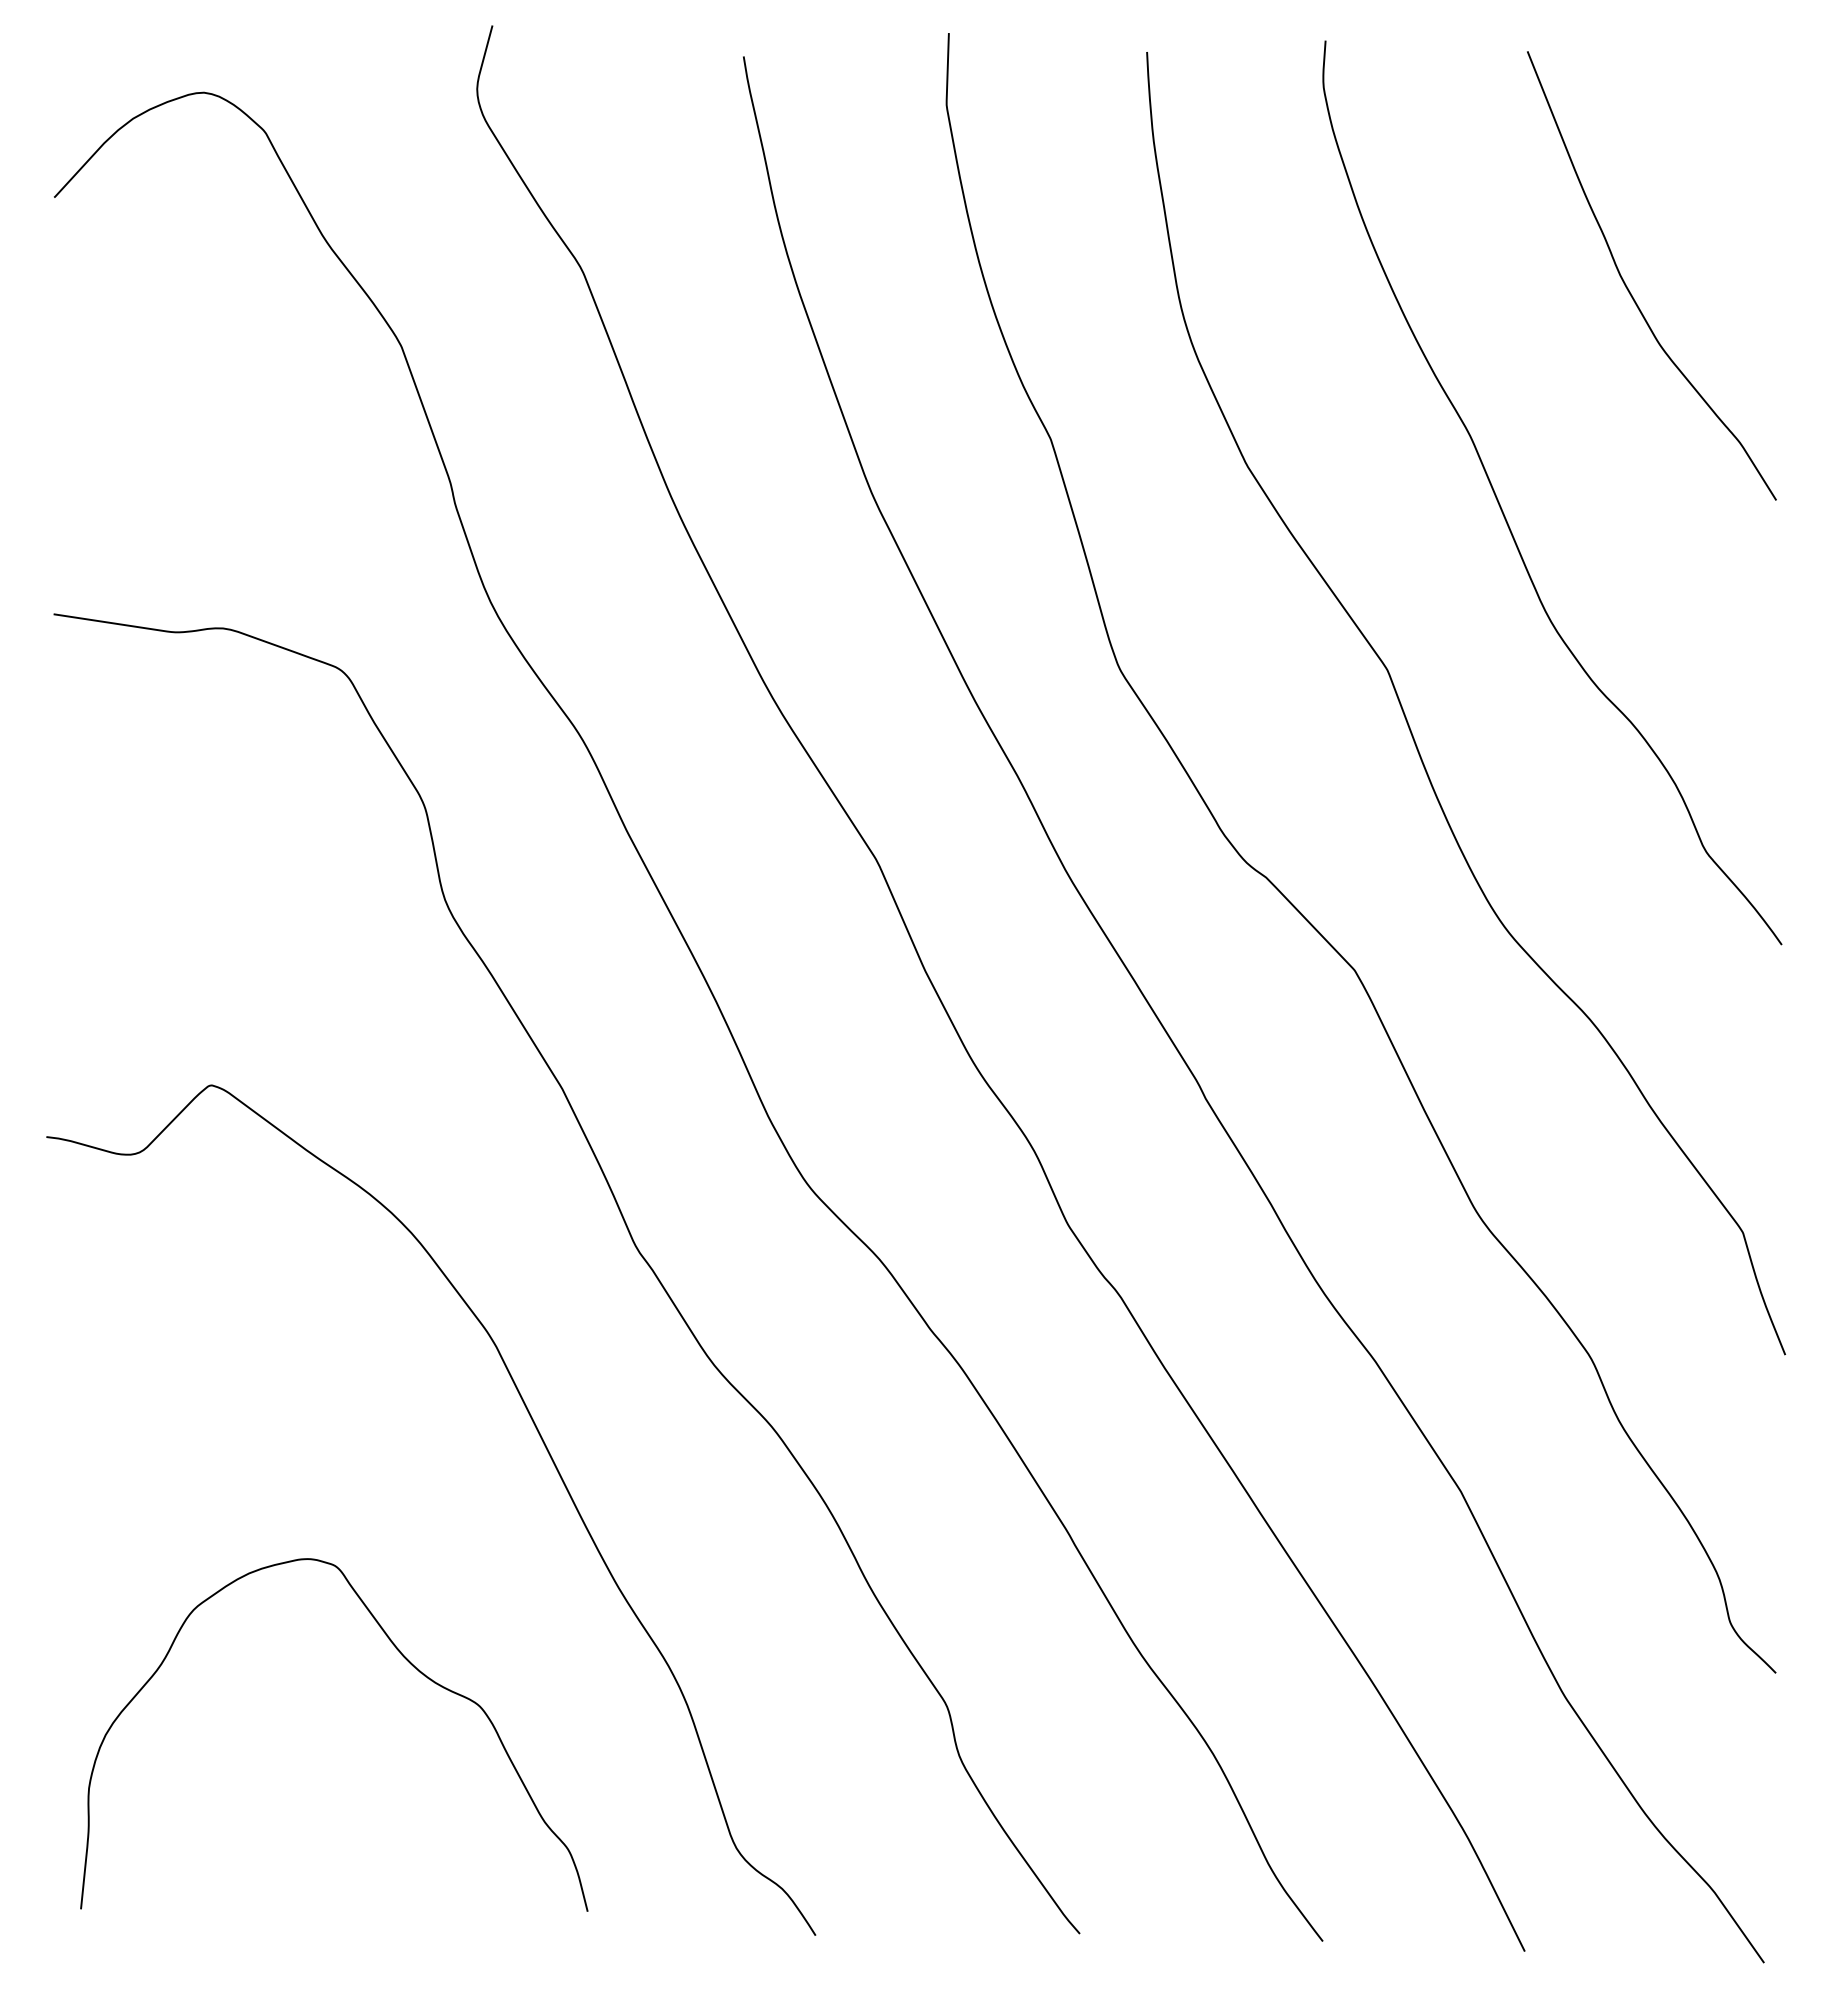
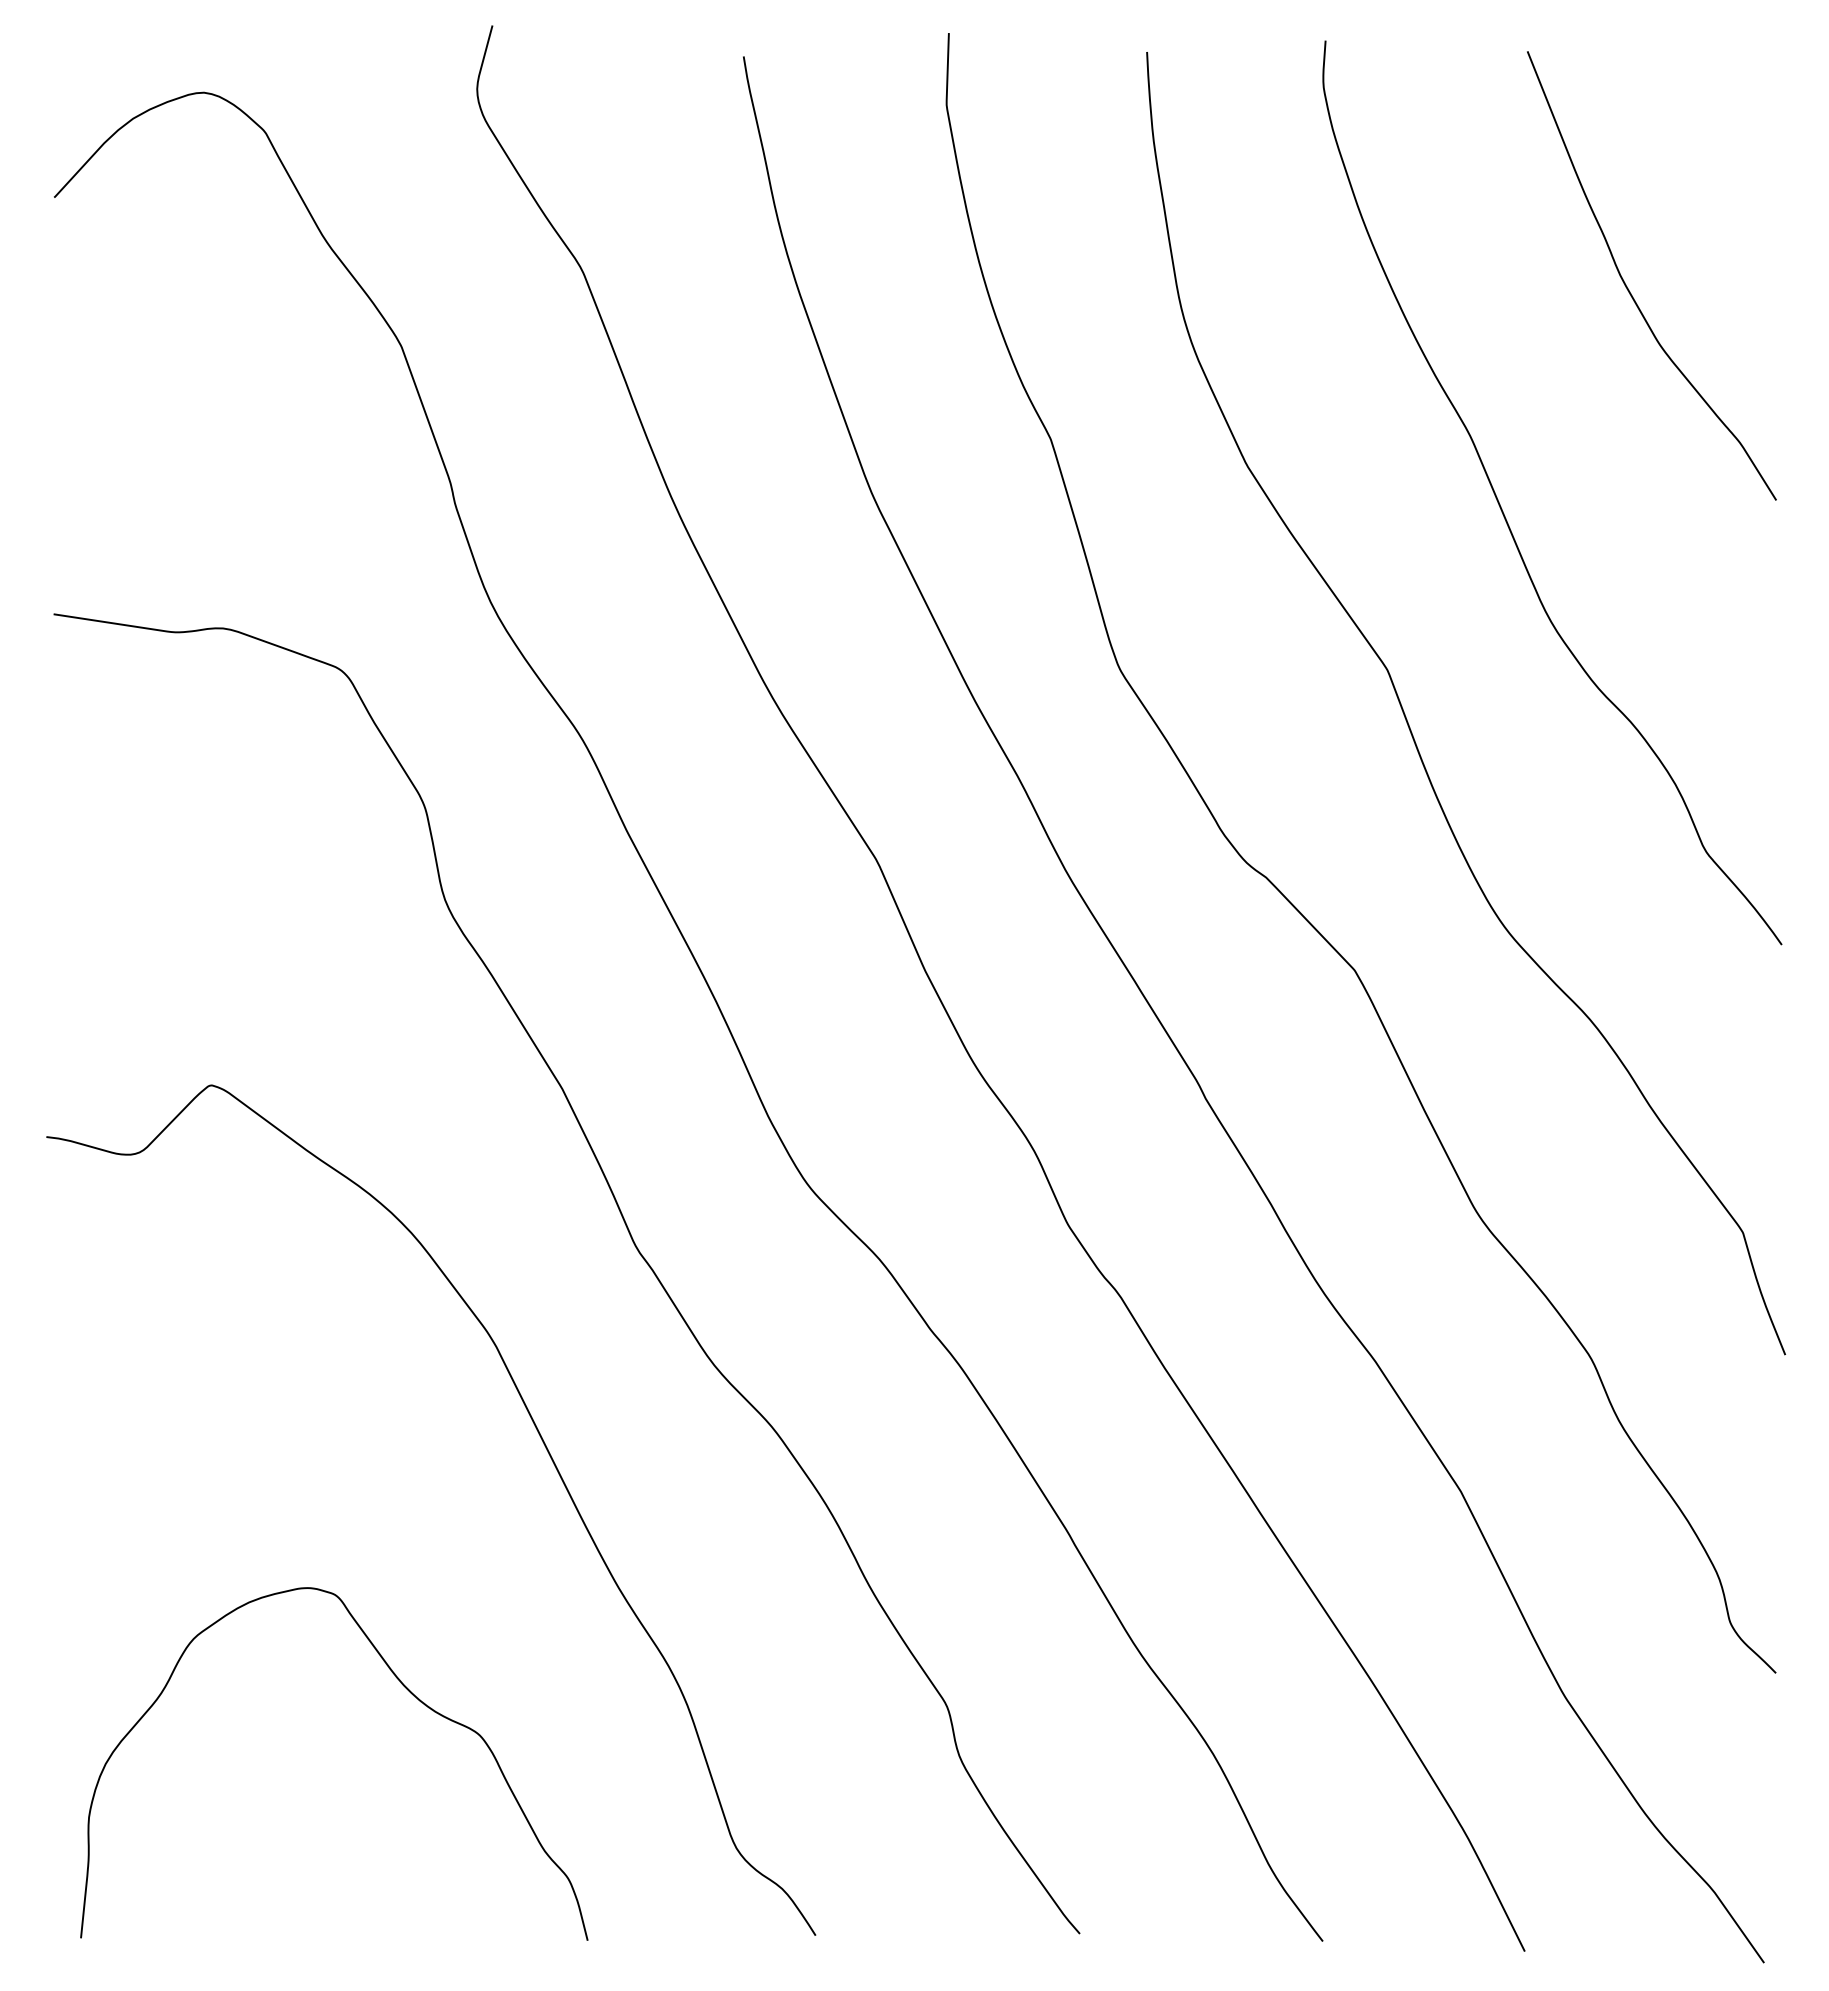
curve position: (407, 1661) -> (407, 1690) (407, 1690)
